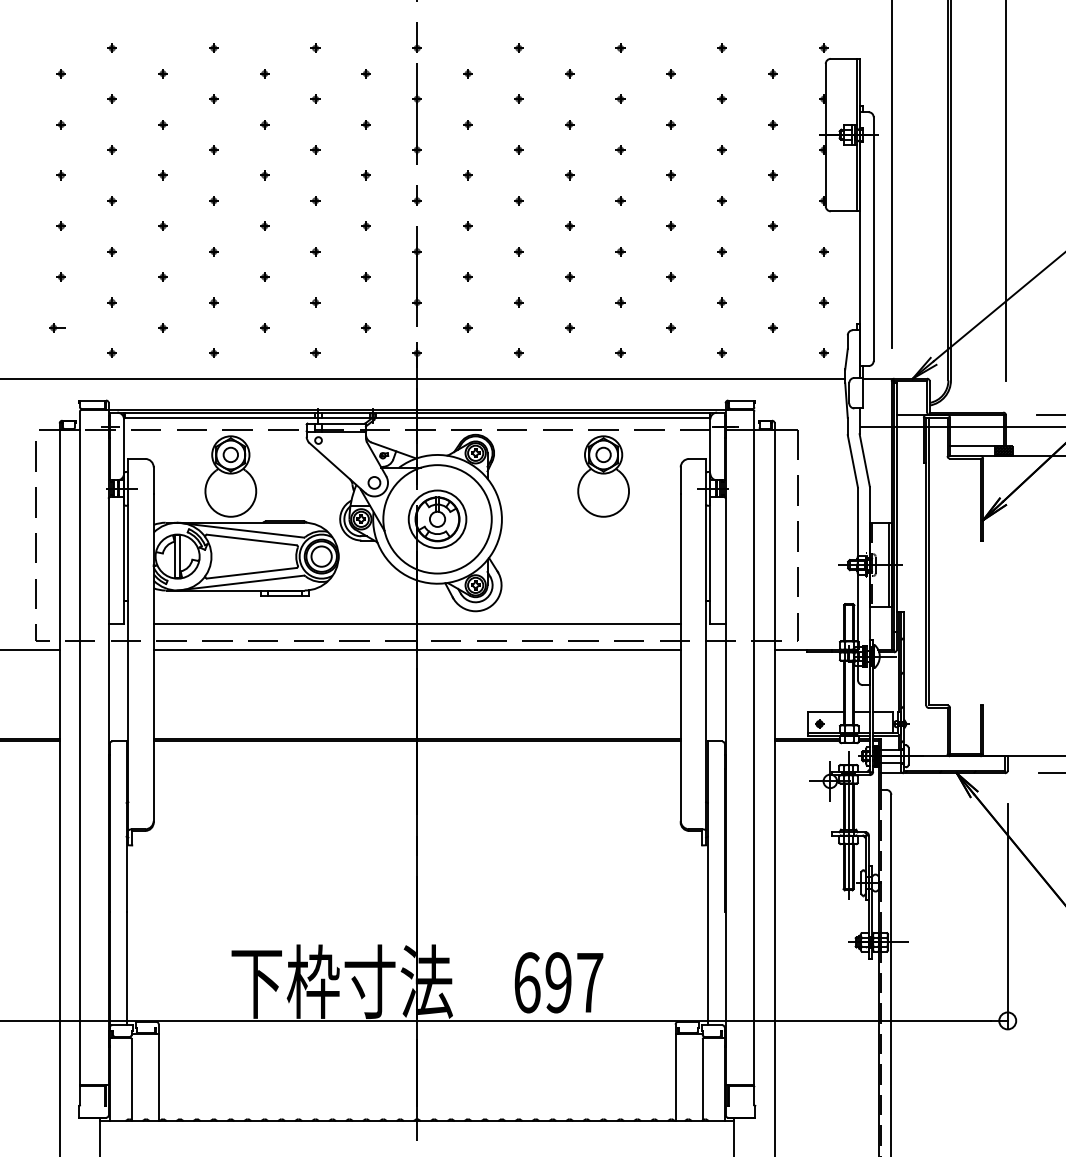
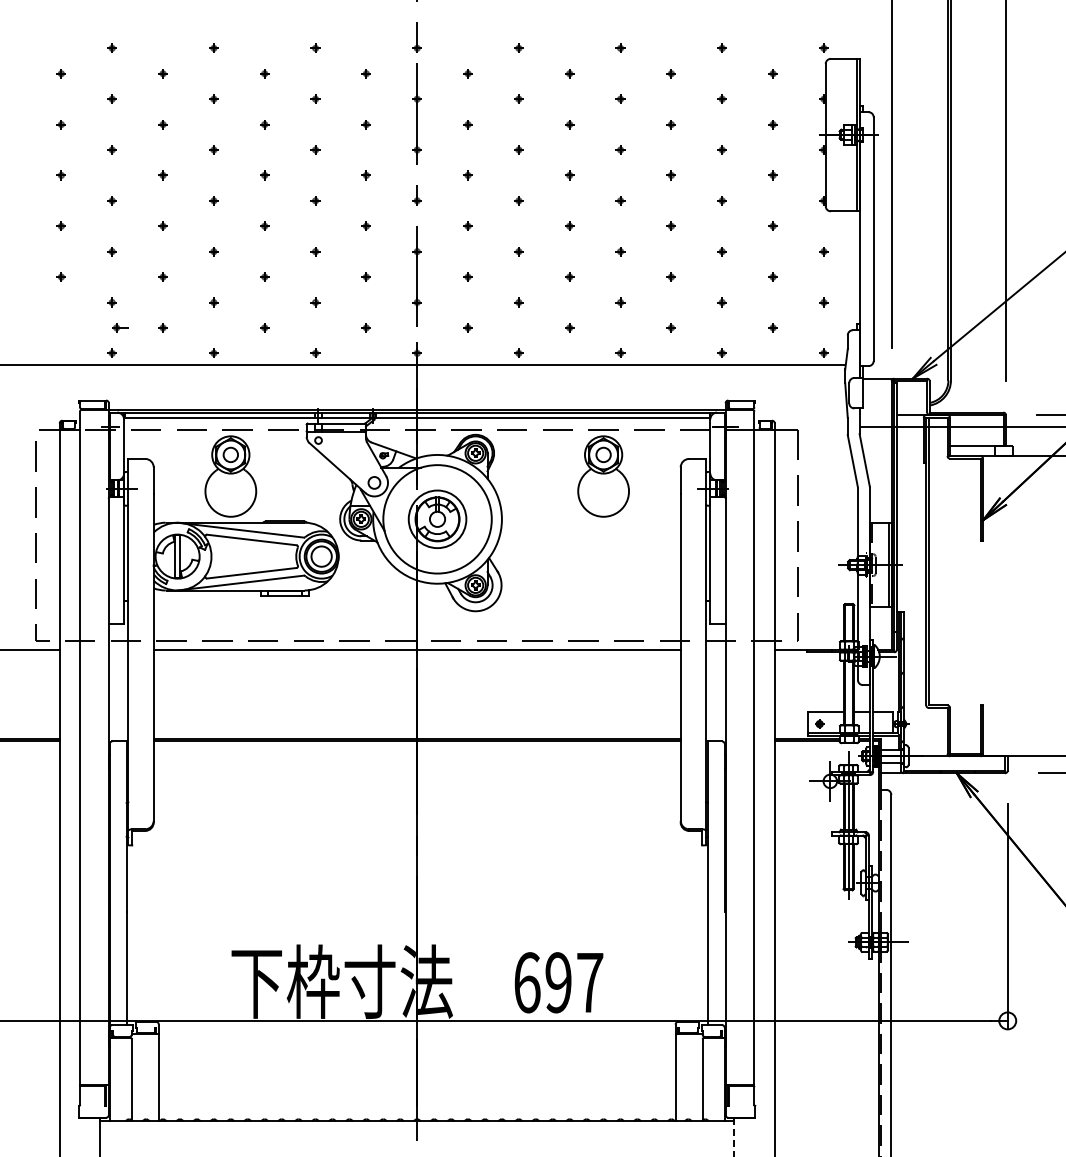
part position: (57, 327) -> (120, 327) (120, 327)
line position: (423, 378) -> (423, 364) (423, 364)
hatch: present -> none (1003, 451)
line: present -> none (416, 624)
line: solid -> dashed (734, 1136)
